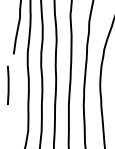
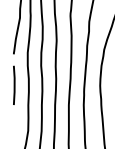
line position: (8, 84) -> (14, 84) (14, 84)
